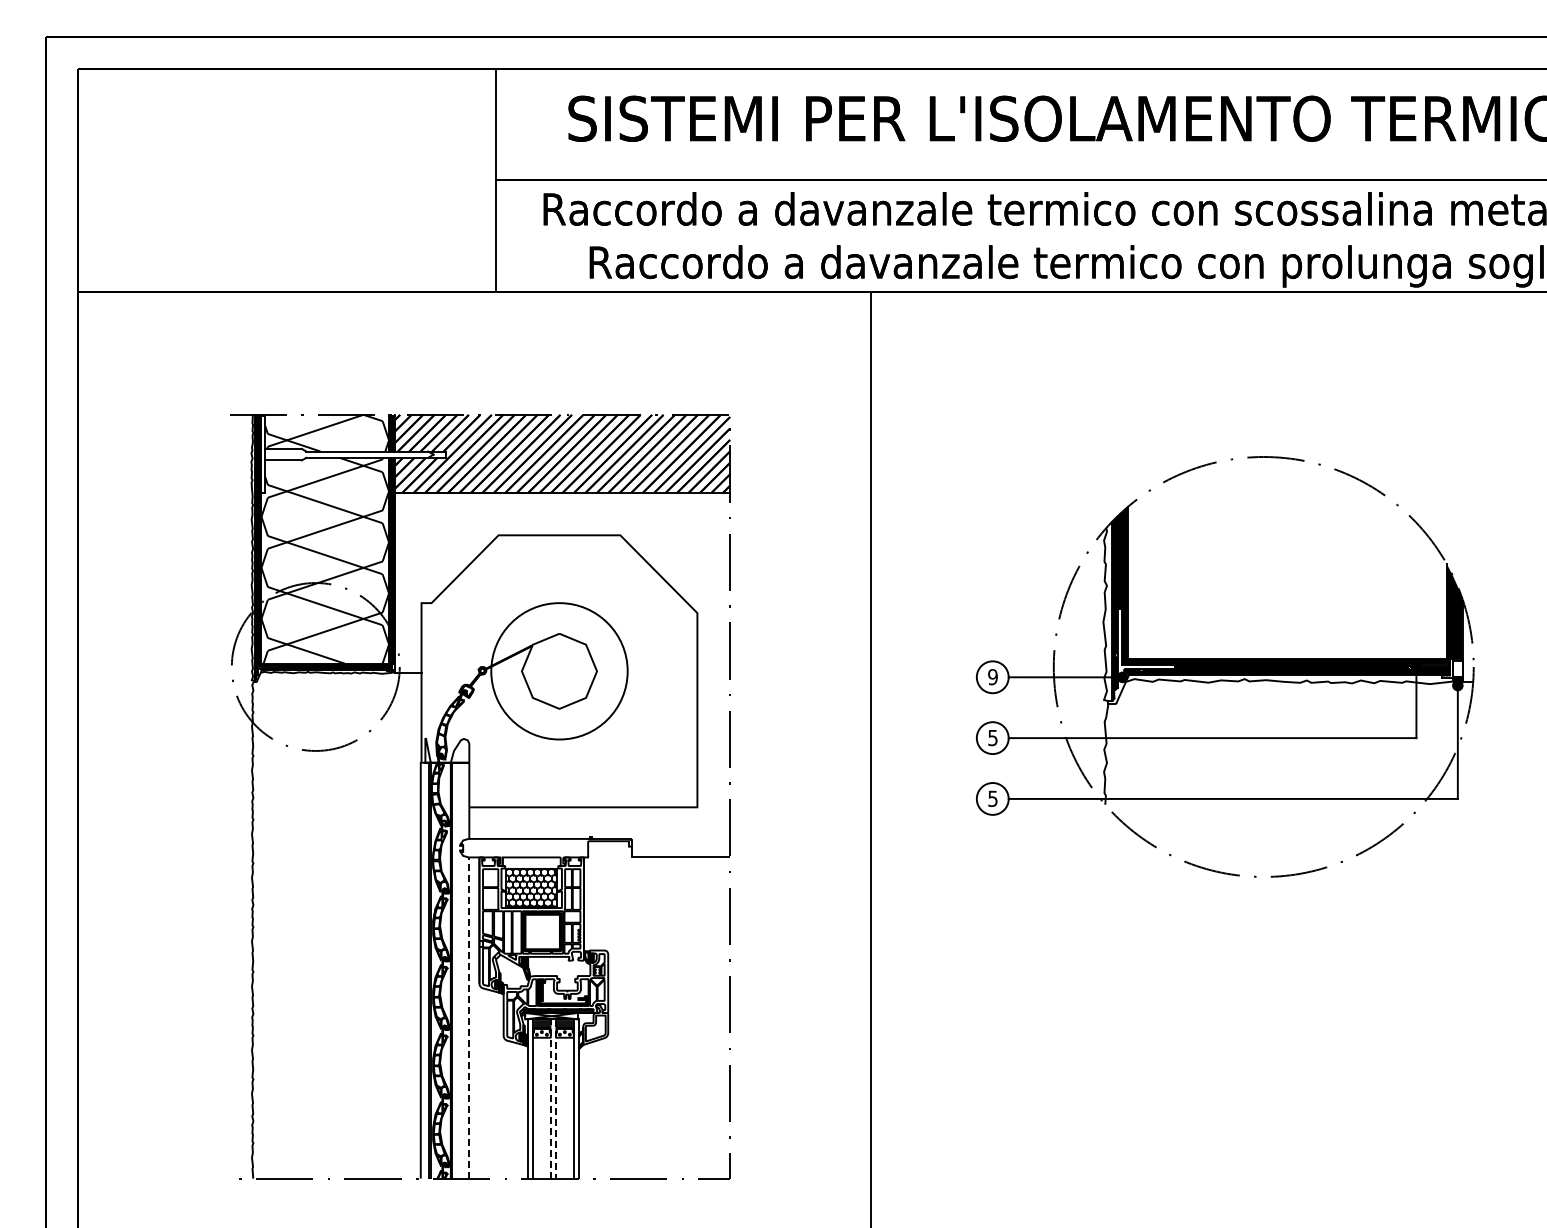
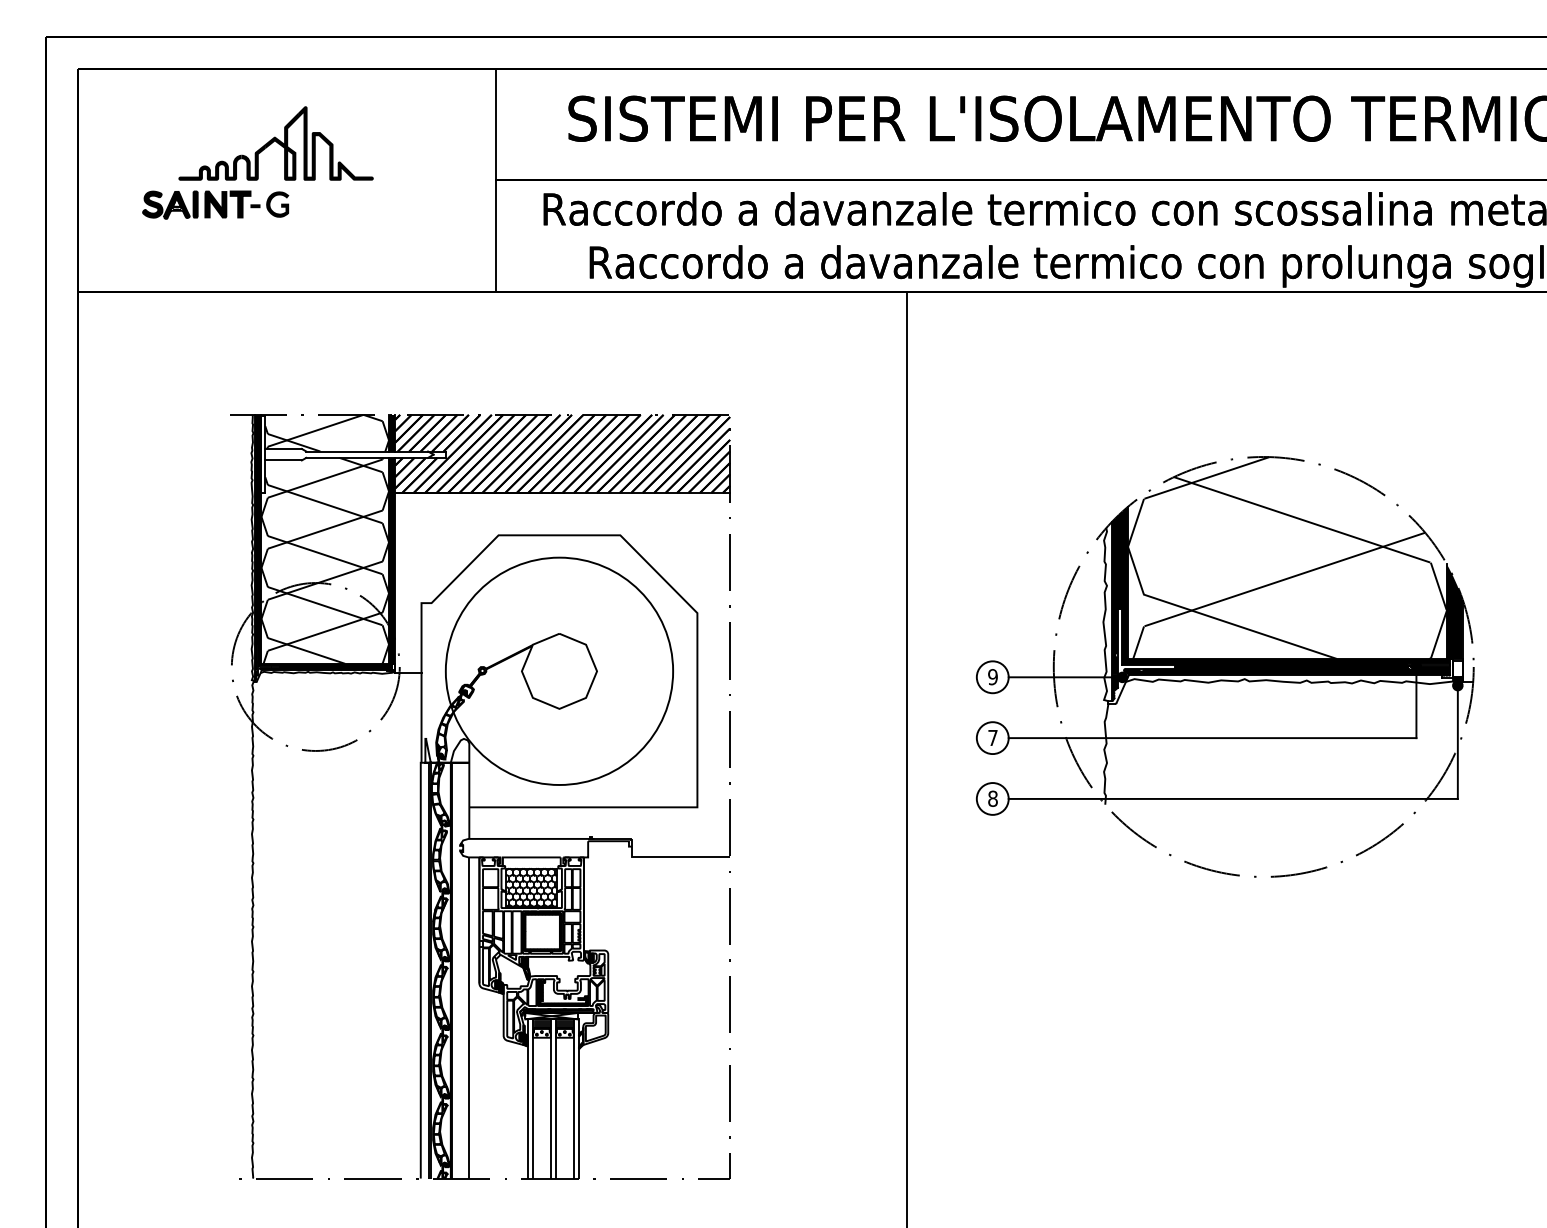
part: none -> present (257, 162)
hatch: none -> present (1286, 558)
circle diameter: 136 px -> 227 px (559, 670)
text: 5 -> 7 (992, 738)
line position: (871, 757) -> (907, 757) (907, 757)
text: 5 -> 8 (992, 798)
line: dashed -> solid (469, 1018)
line: dashed -> solid (553, 1019)
